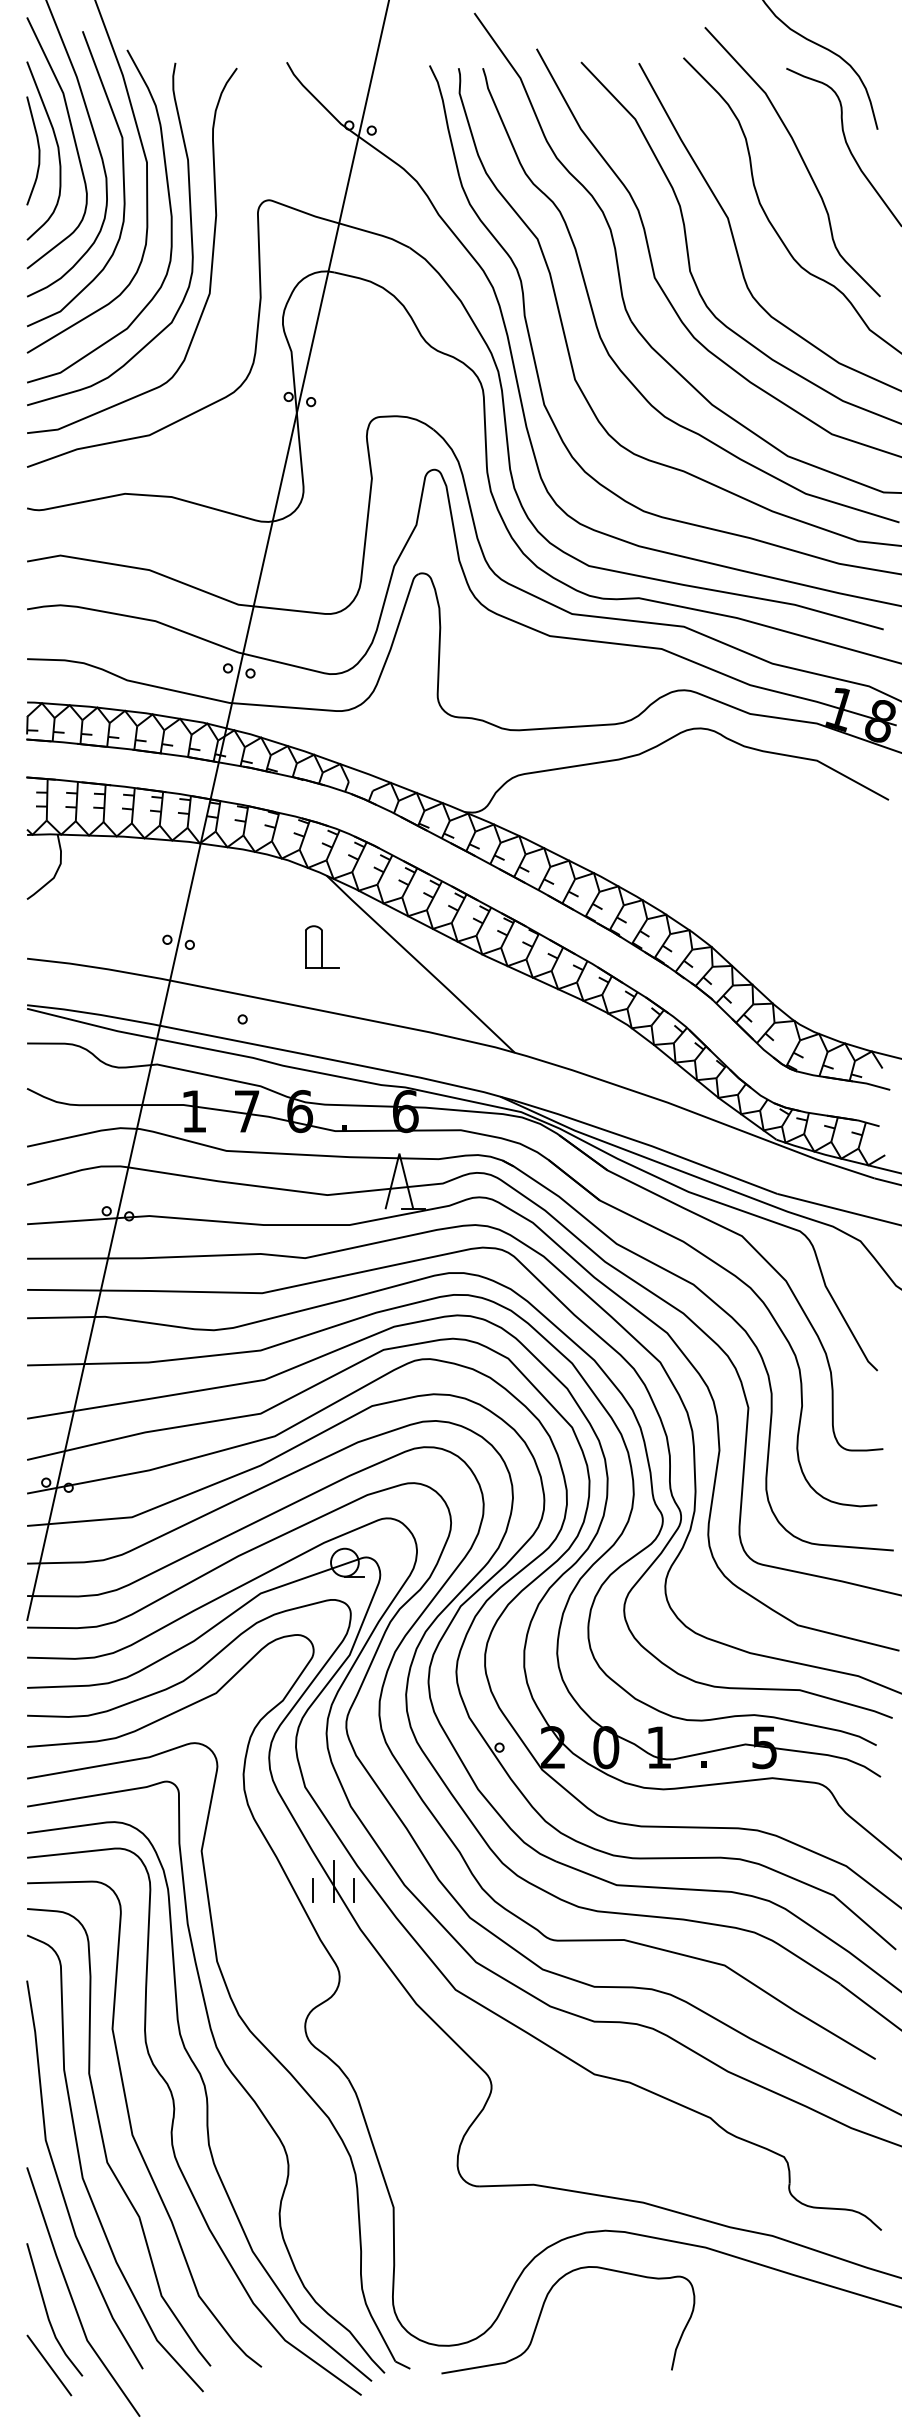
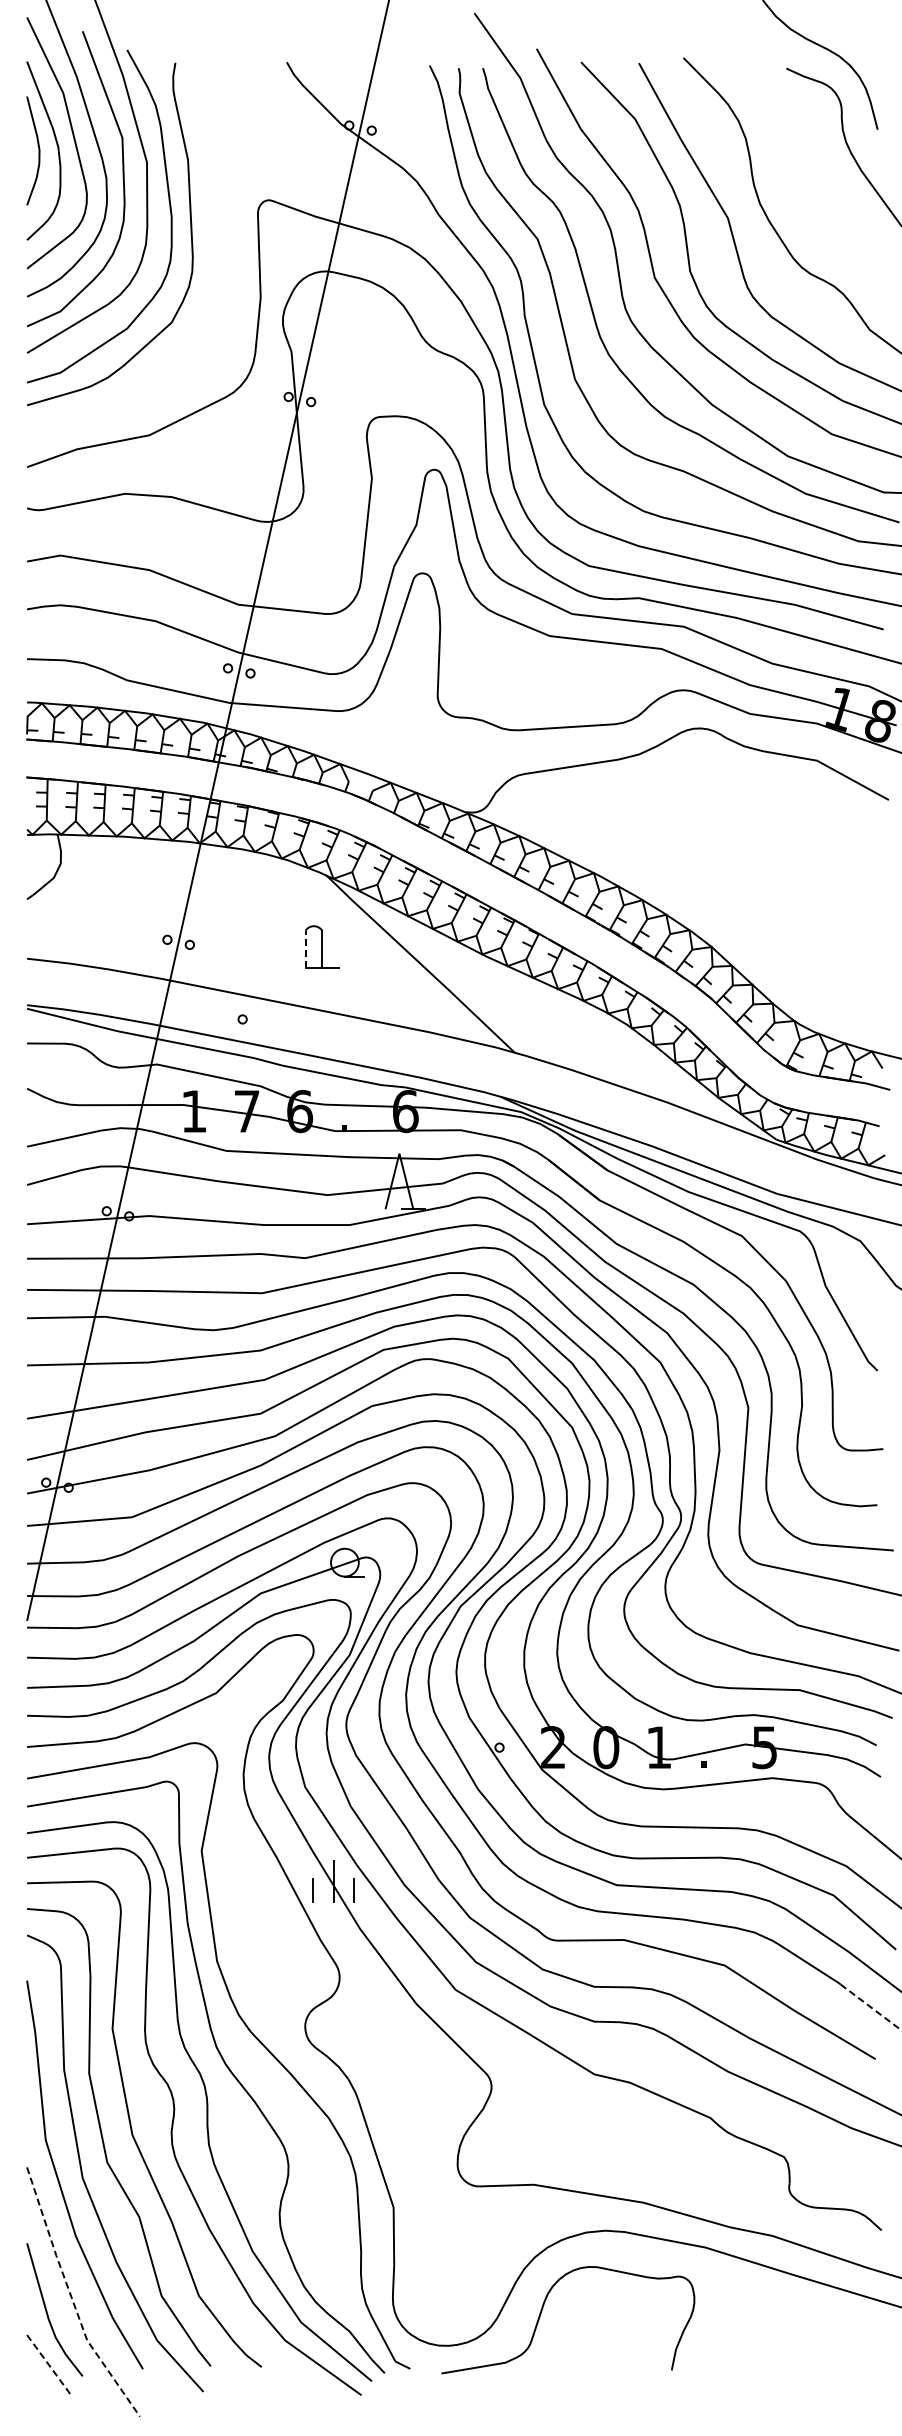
curve: present -> none (800, 157)
curve: present -> none (211, 256)
line: solid -> dashed (305, 949)
line: solid -> dashed (871, 2007)
line: solid -> dashed (71, 2298)
line: solid -> dashed (49, 2365)
